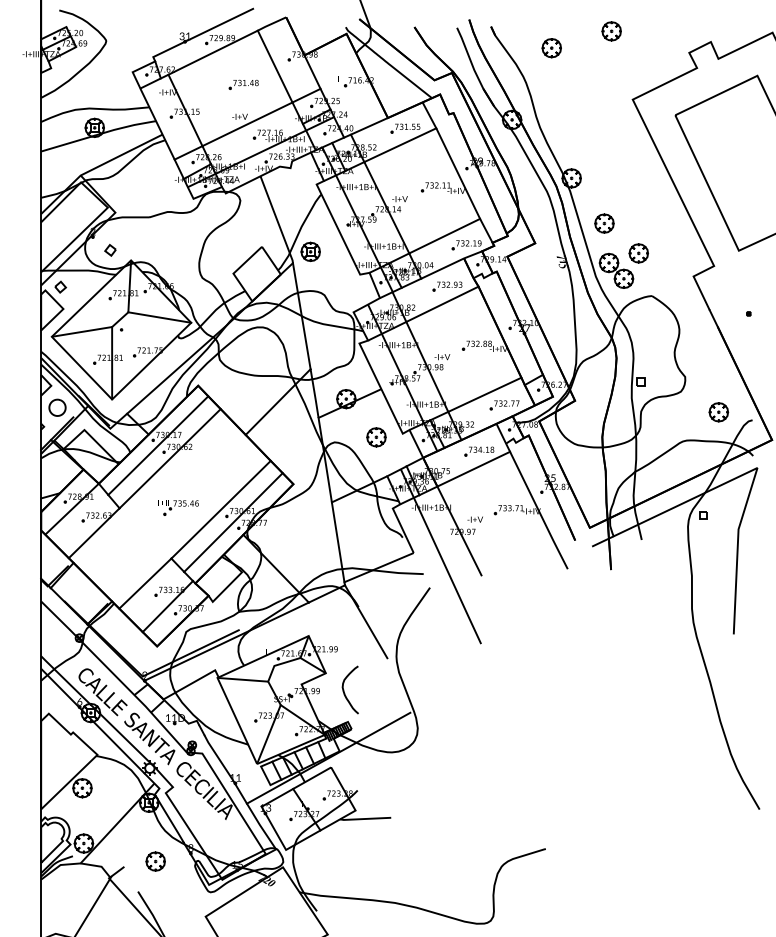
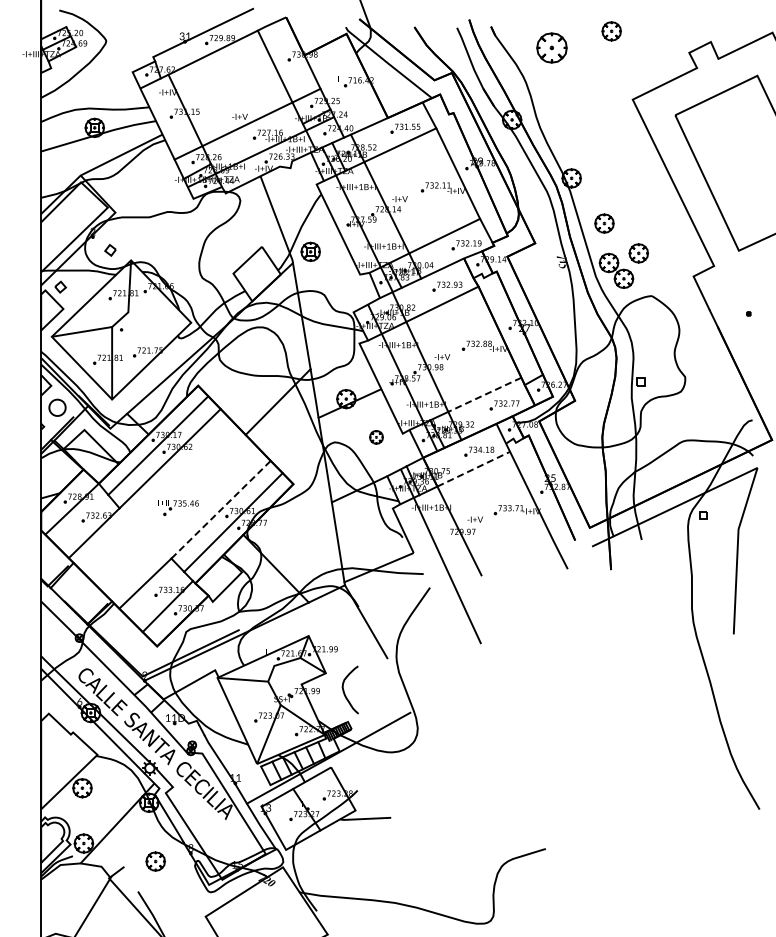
part size: 21x21 px -> 32x32 px (551, 47)
part: present -> none (243, 84)
line: present -> none (159, 317)
line: solid -> dashed (484, 395)
part: present -> none (718, 412)
part size: 21x21 px -> 15x15 px (376, 437)
line: solid -> dashed (474, 468)
line: solid -> dashed (221, 509)
